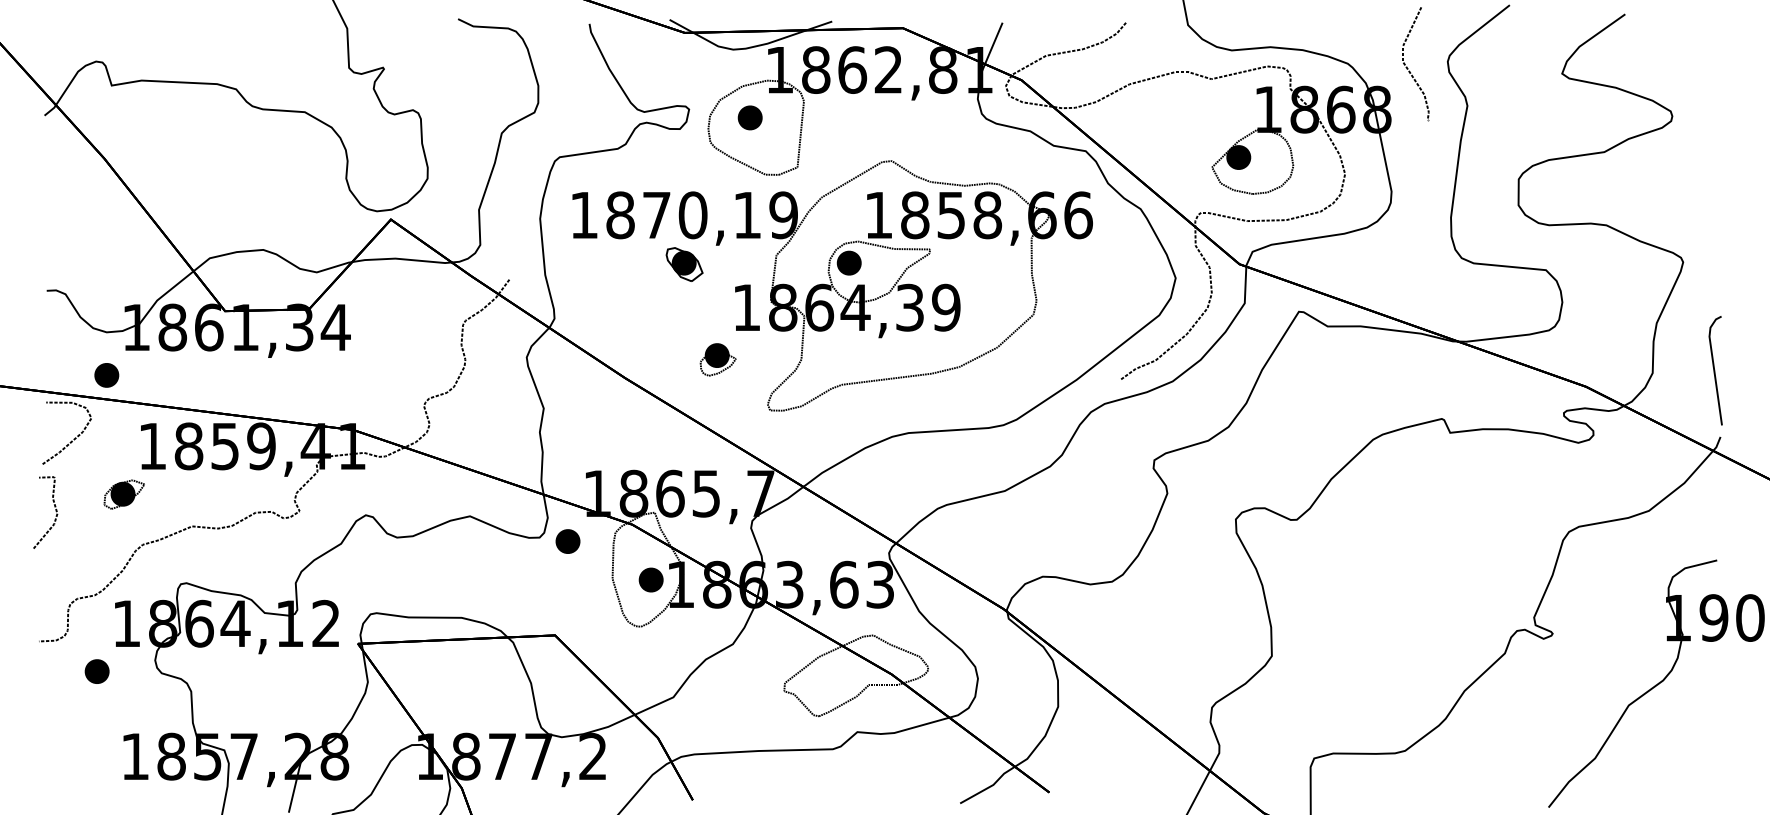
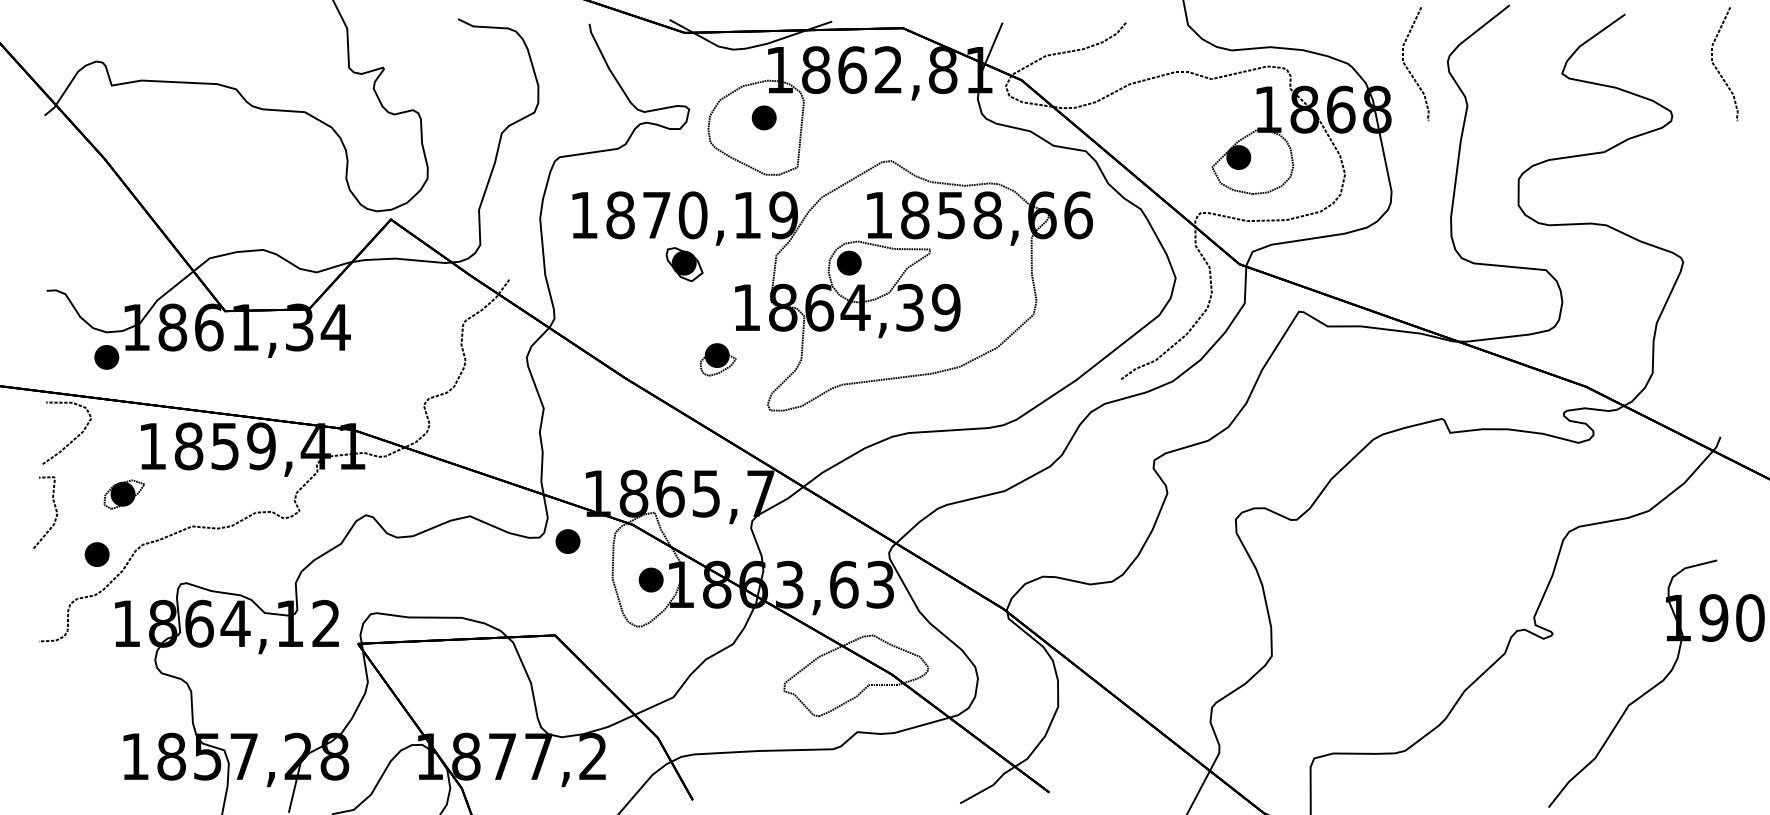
curve: none -> present (1717, 68)
part position: (749, 117) -> (763, 117) (763, 117)
line: present -> none (1715, 370)
part position: (106, 375) -> (106, 357) (106, 357)
part position: (96, 671) -> (96, 554) (96, 554)
